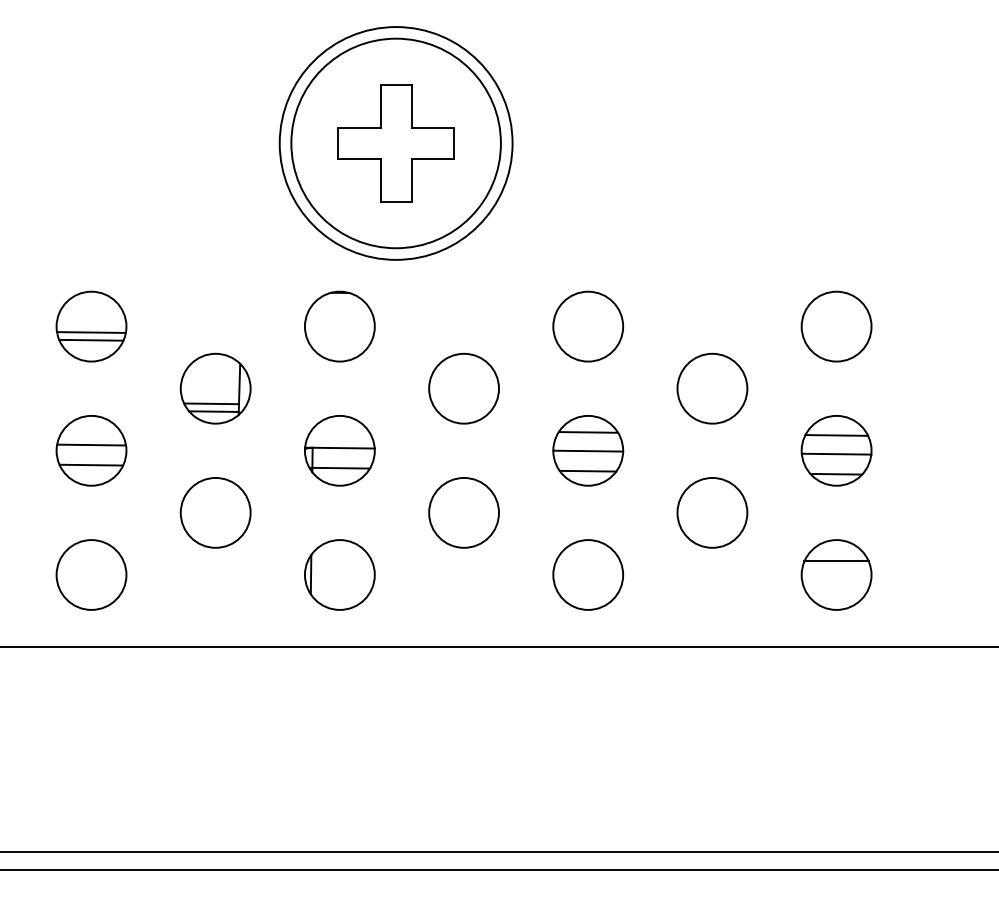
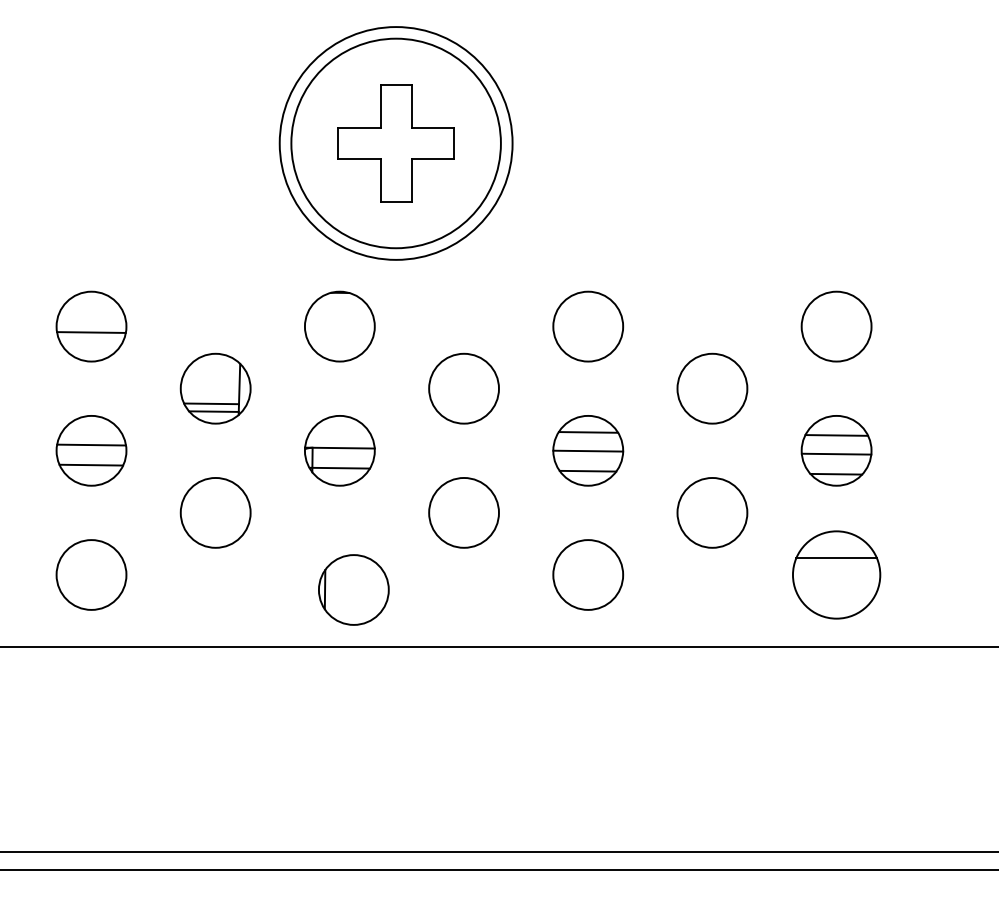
line: present -> none (91, 339)
part position: (339, 574) -> (353, 589) (353, 589)
part size: 73x72 px -> 90x90 px (836, 574)
